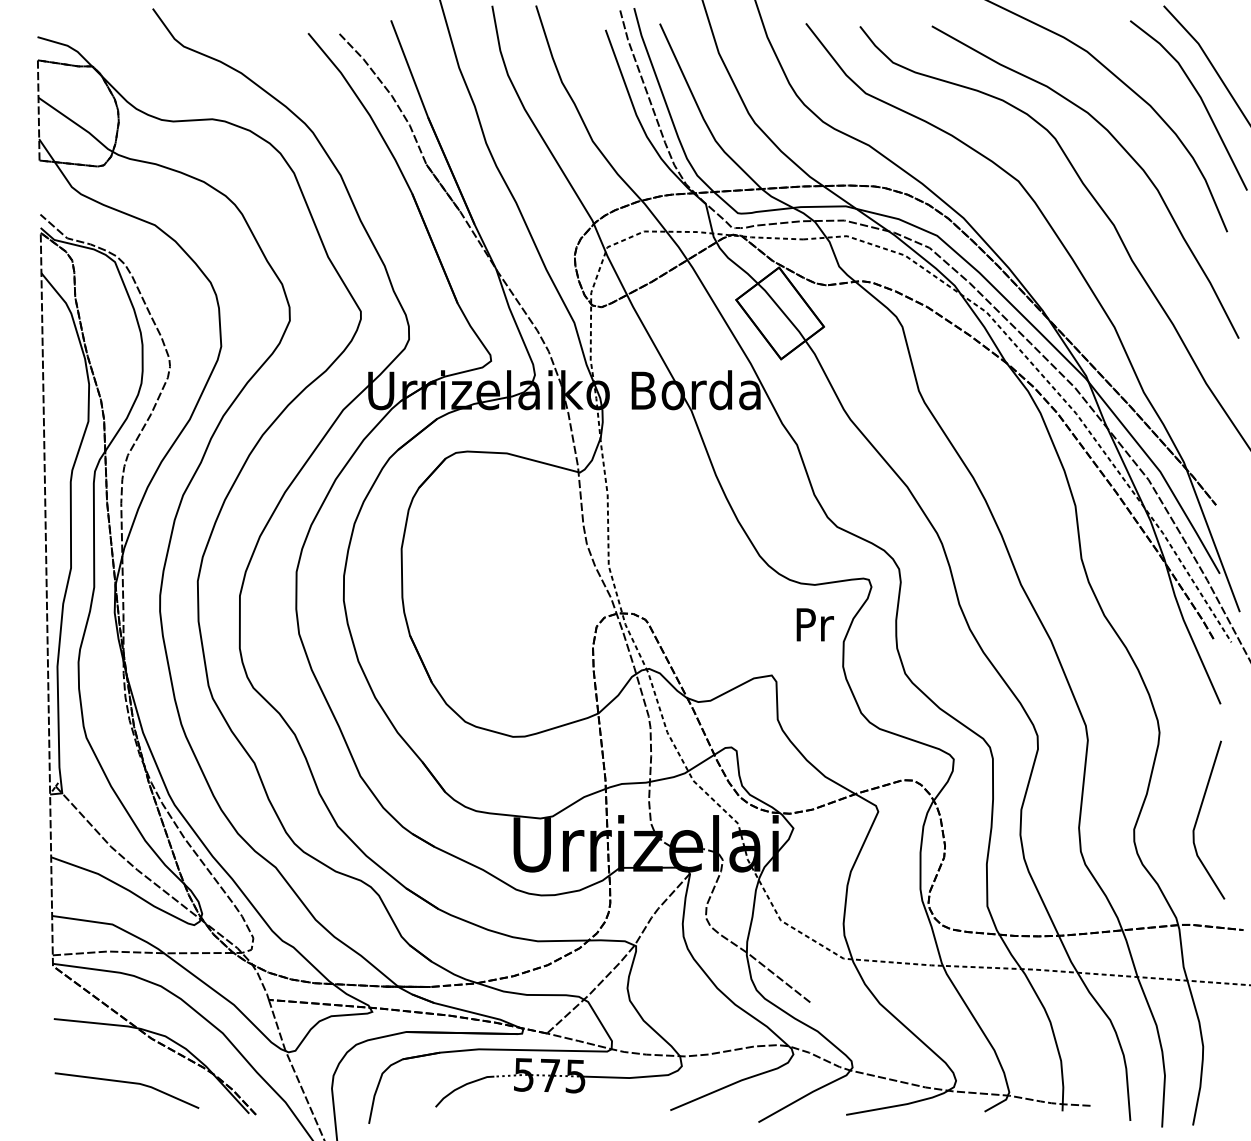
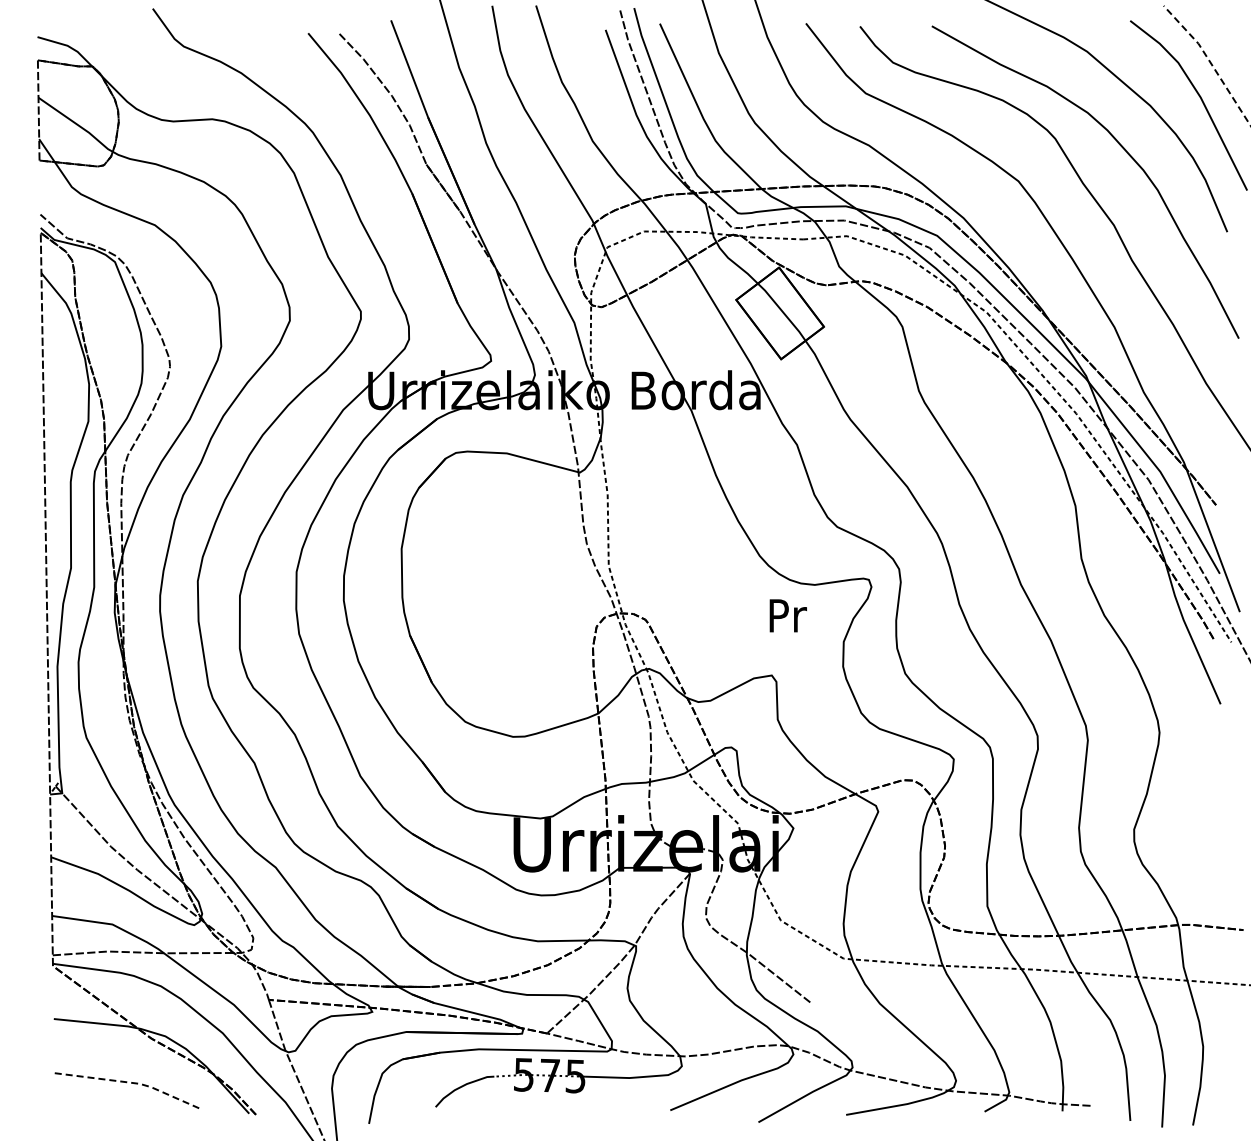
line: solid -> dashed (1210, 62)
text position: (814, 624) -> (787, 615) (787, 615)
line: present -> none (1199, 815)
line: solid -> dashed (130, 1082)
